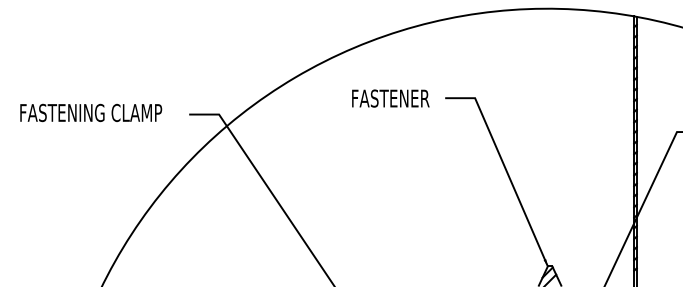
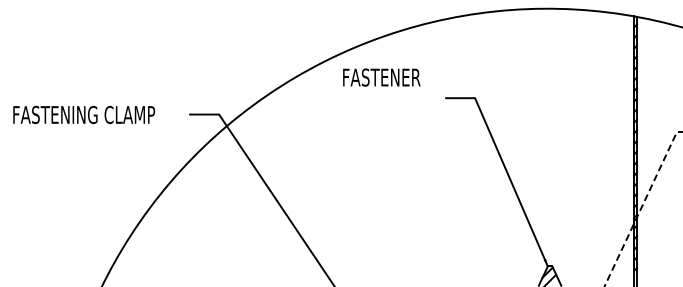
text position: (390, 98) -> (381, 77) (381, 77)
text position: (91, 112) -> (84, 114) (84, 114)
line: solid -> dashed (642, 205)
